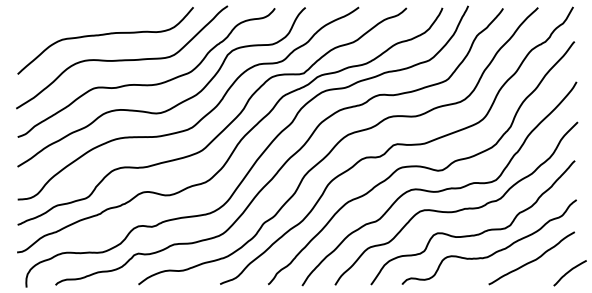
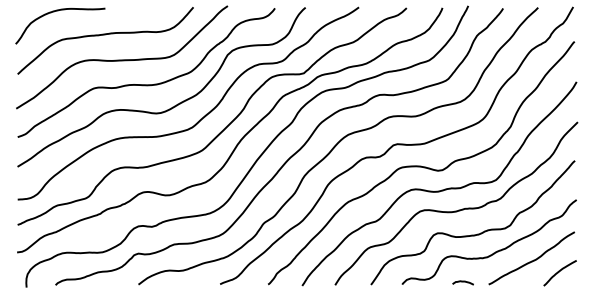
curve: none -> present (58, 11)
curve position: (569, 272) -> (559, 272) (559, 272)
curve: none -> present (462, 282)
